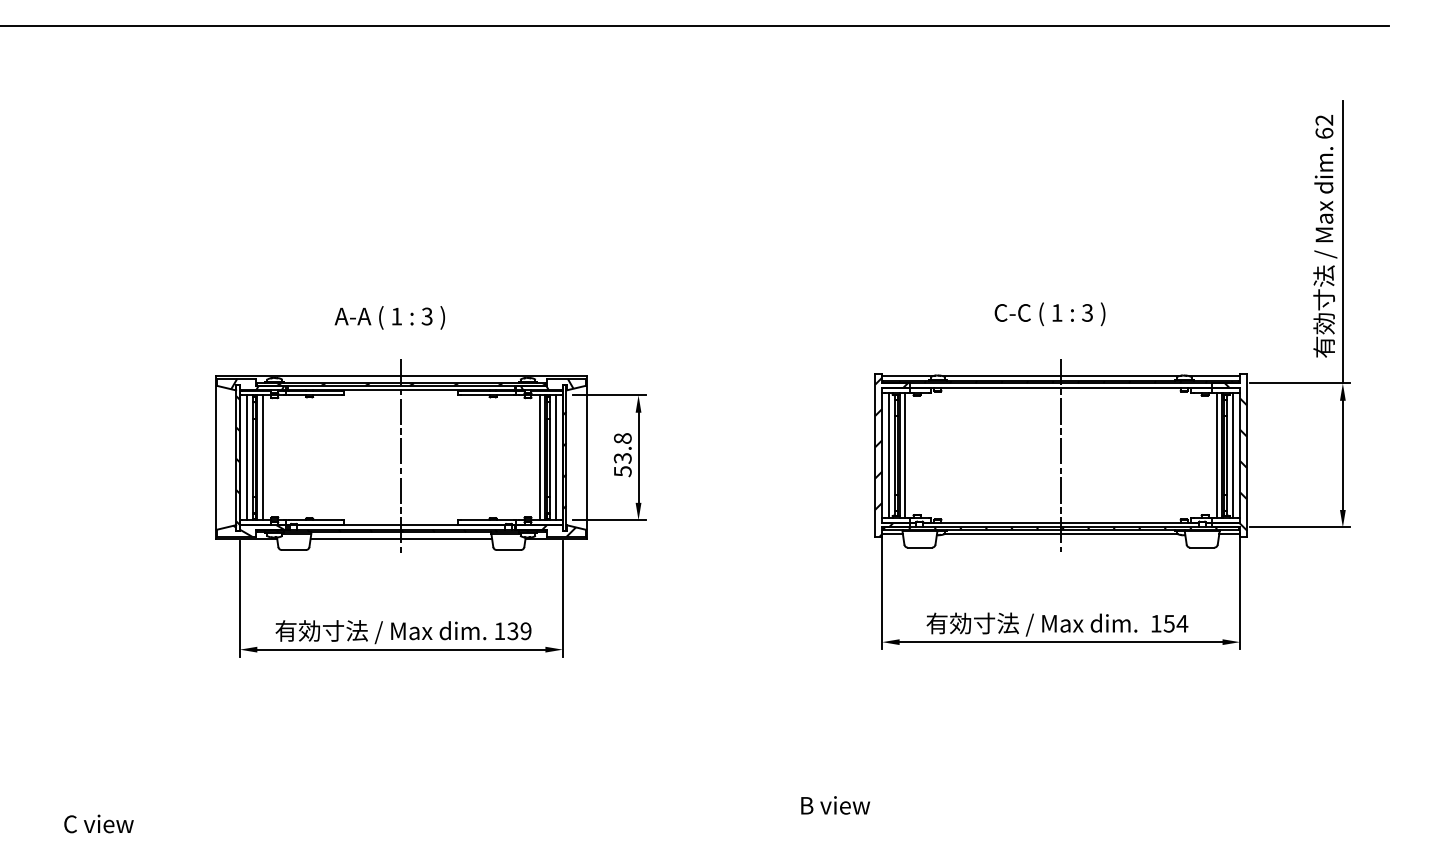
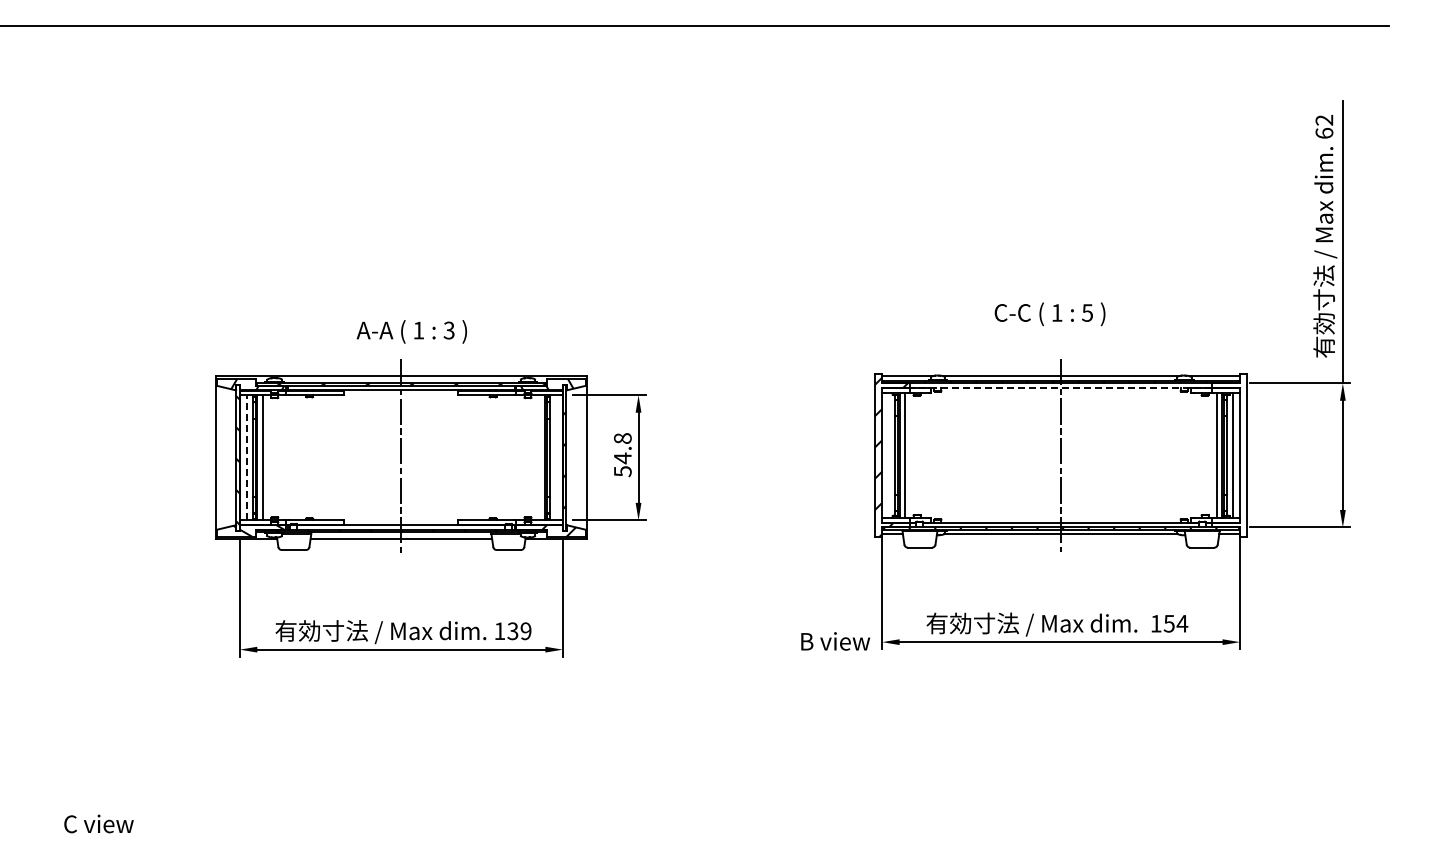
text: 3 -> 5 (1087, 312)
text position: (389, 317) -> (411, 331) (411, 331)
line: solid -> dashed (1060, 388)
line: present -> none (889, 454)
hatch: present -> none (1229, 456)
line: solid -> dashed (246, 457)
line: present -> none (539, 457)
line: present -> none (555, 457)
text: 53.8 -> 54.8 (622, 458)
text position: (835, 805) -> (835, 641) (835, 641)
